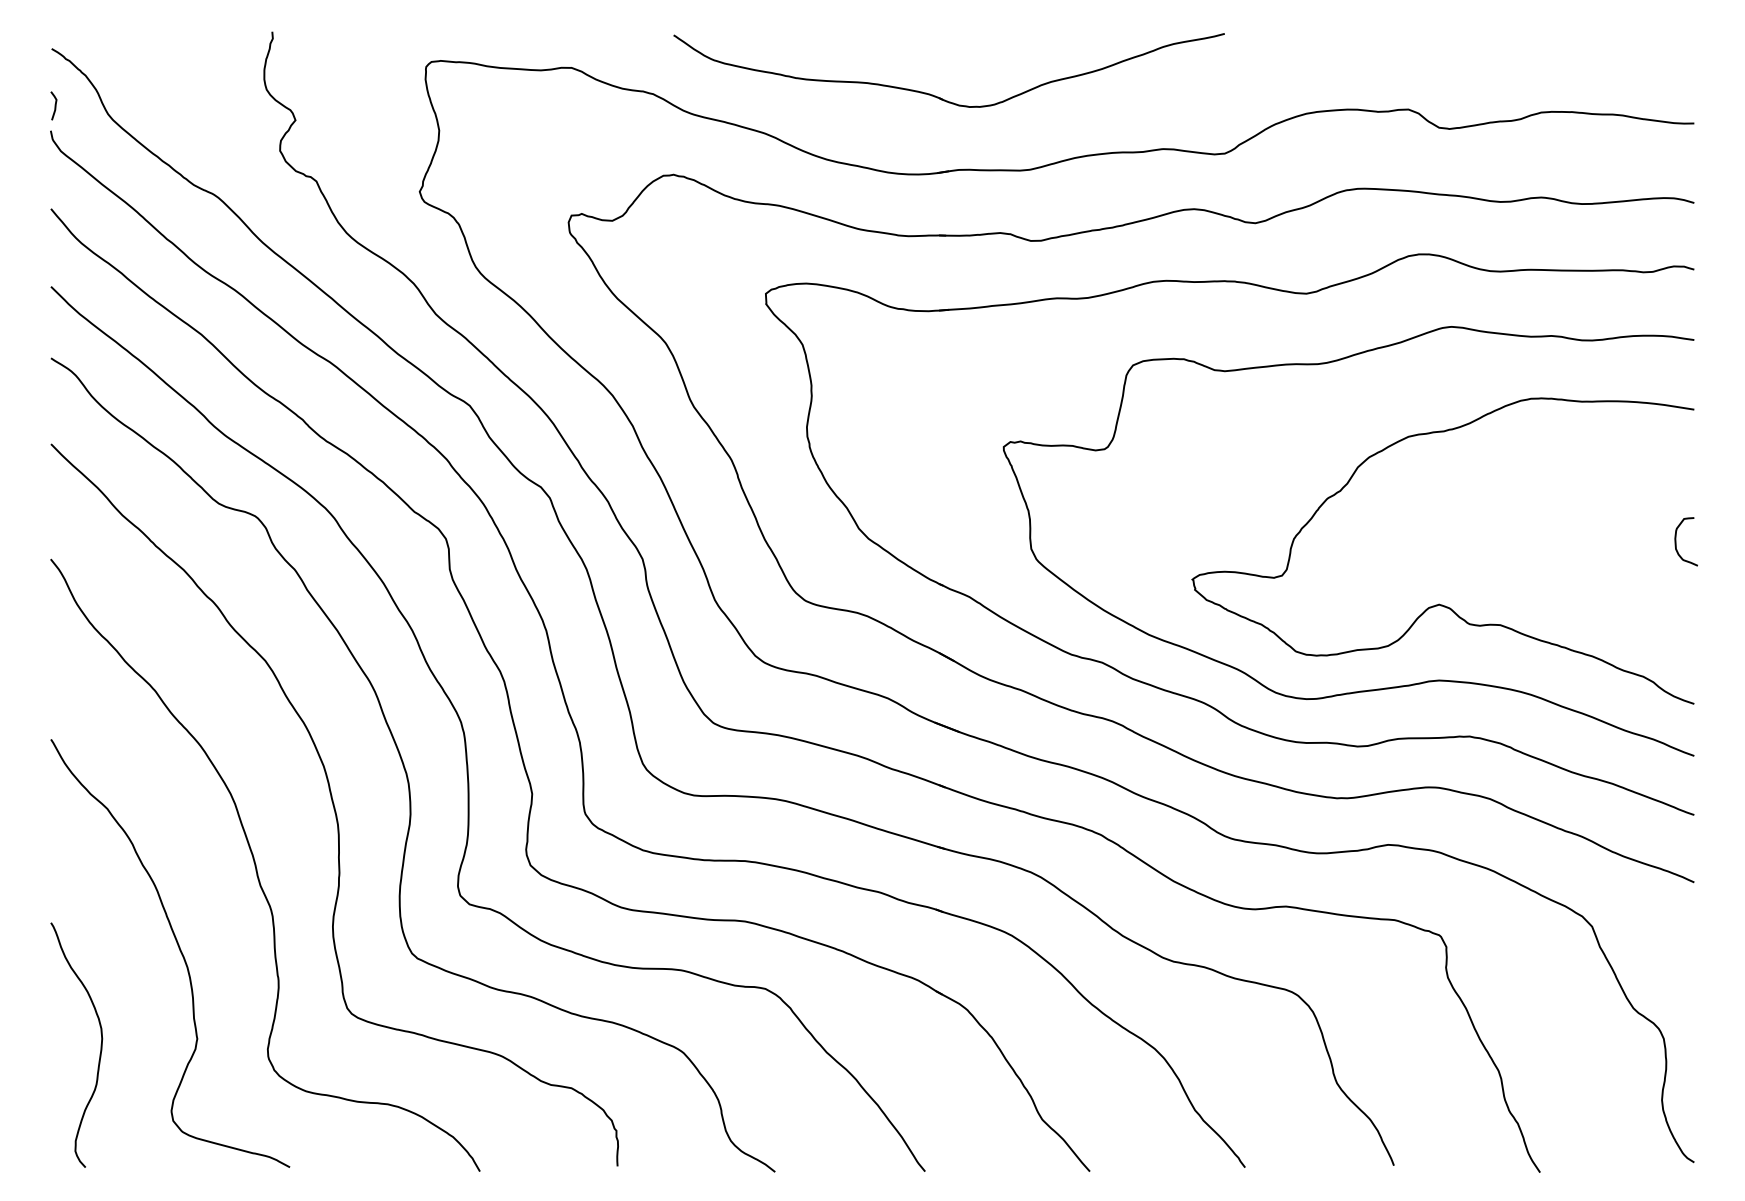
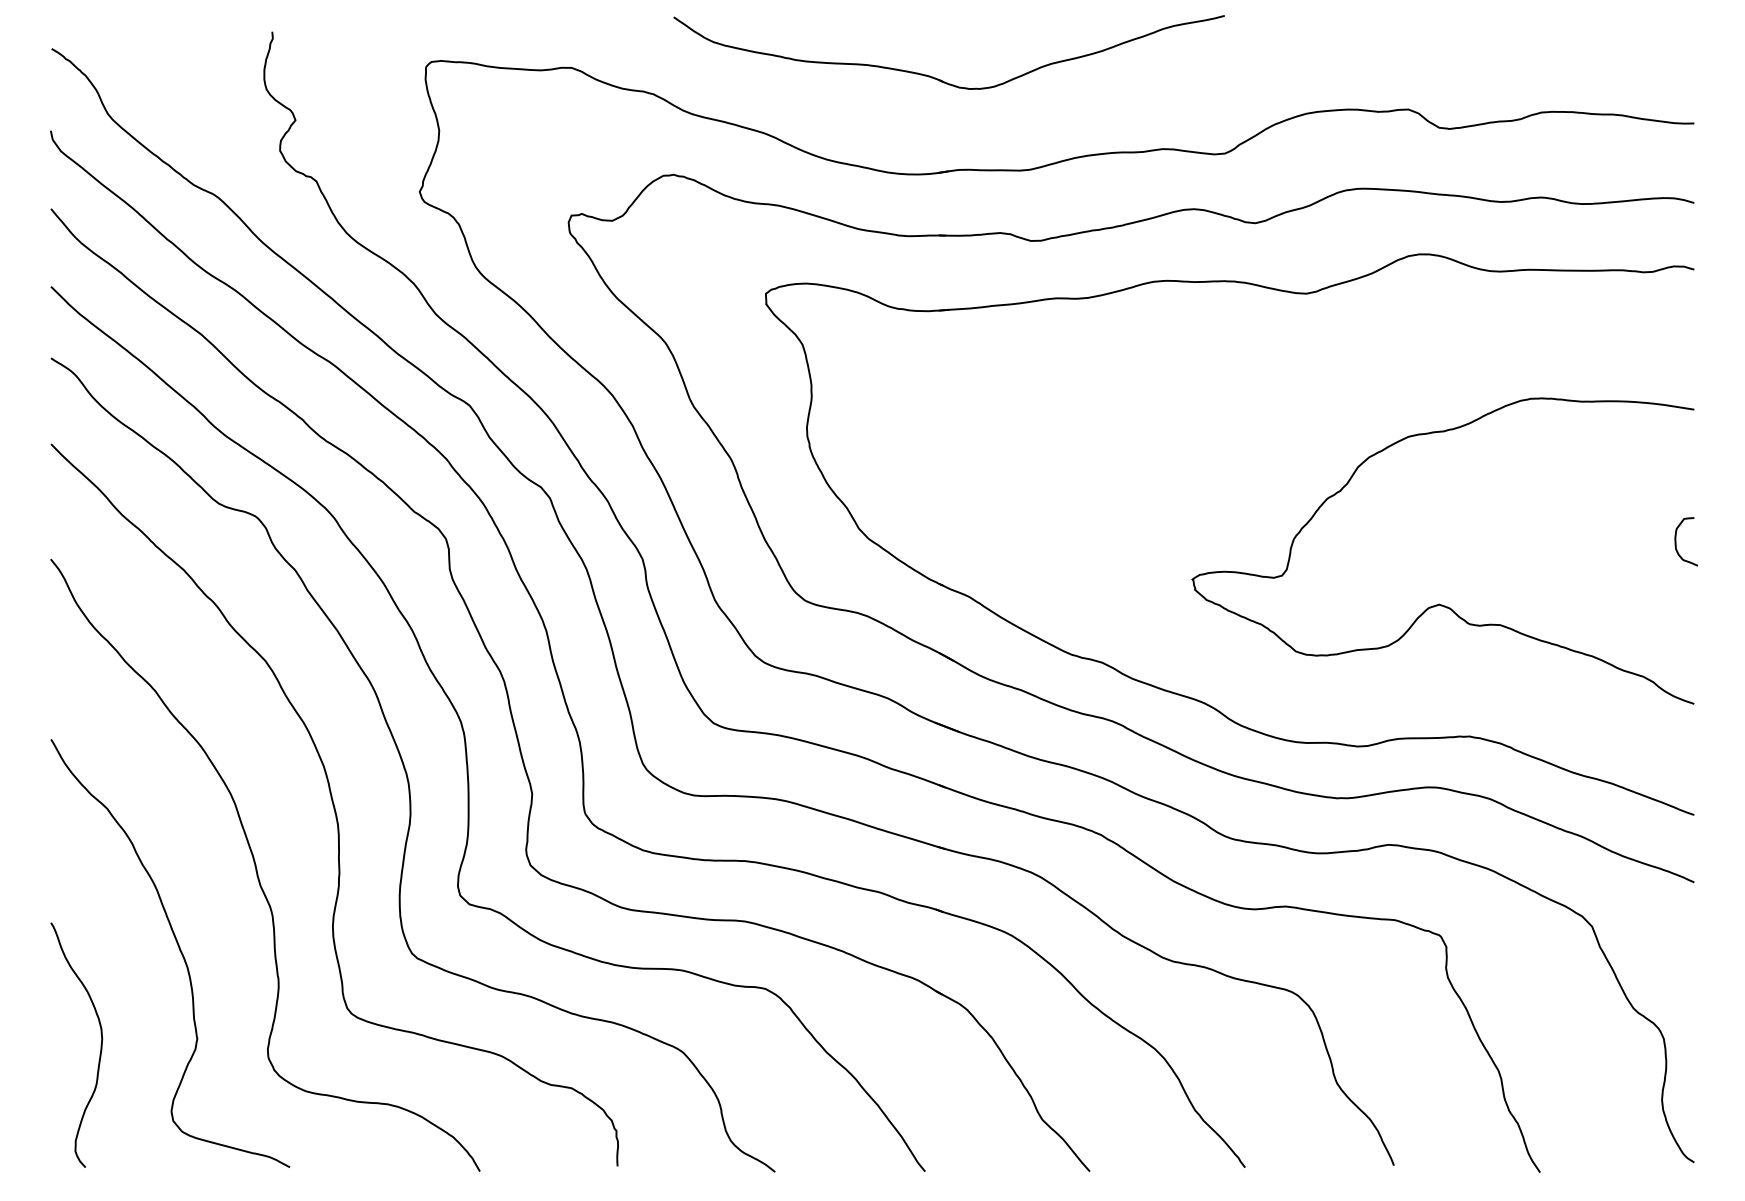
part position: (938, 96) -> (938, 78) (938, 78)
curve: present -> none (54, 105)
curve: present -> none (1368, 689)
